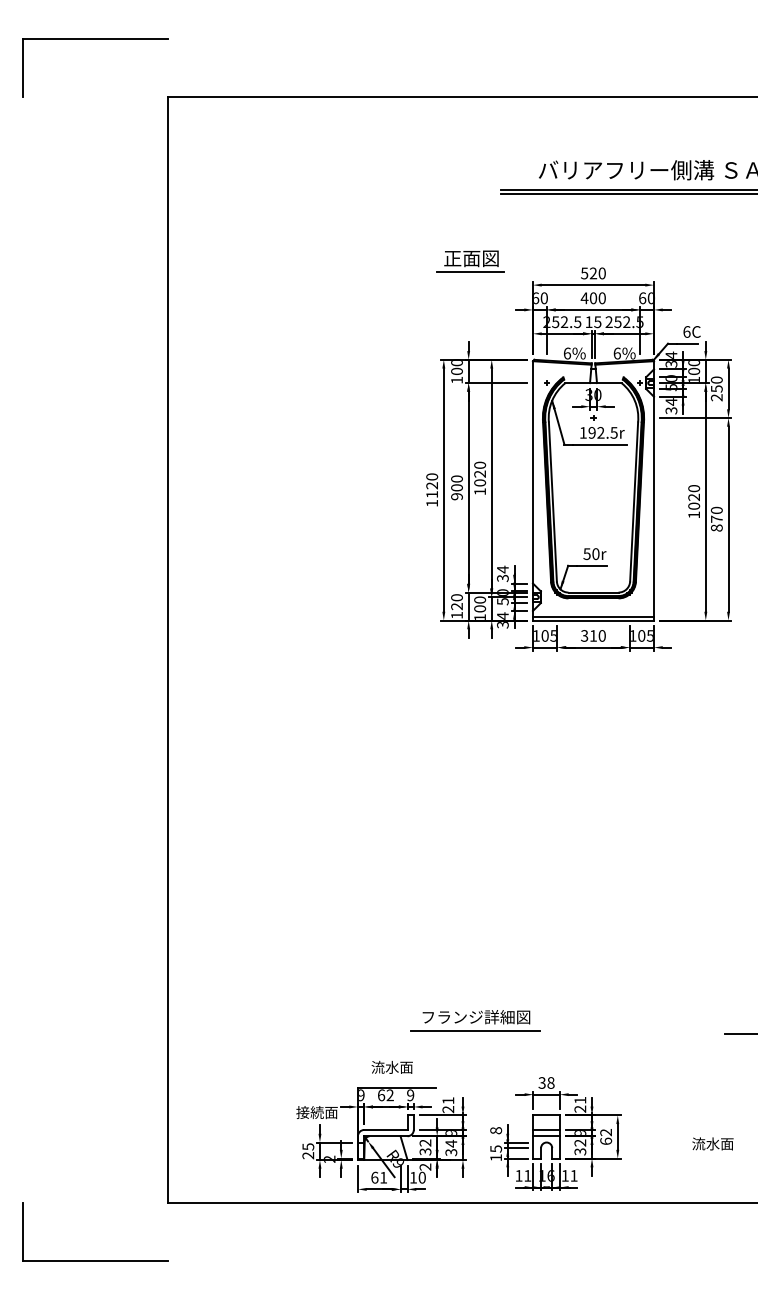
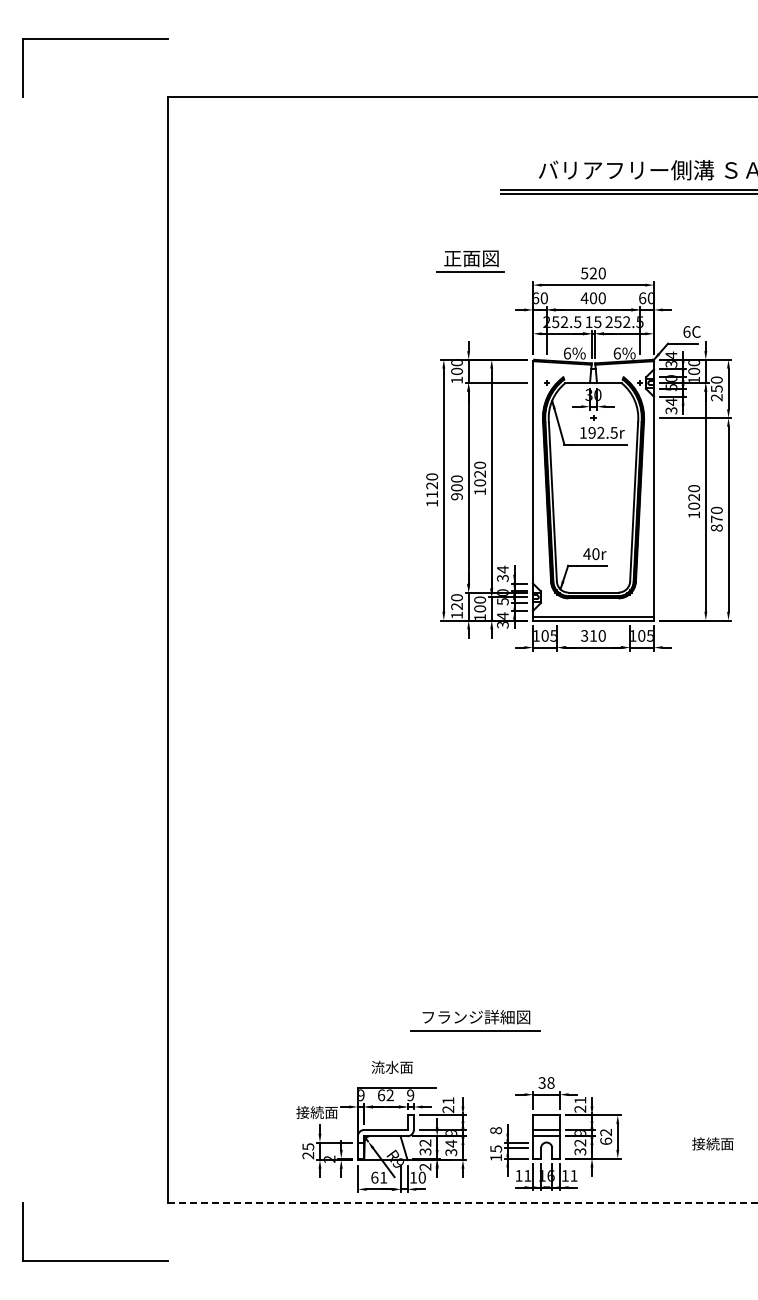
text: 50r -> 40r (586, 554)
line: present -> none (739, 1034)
text: 流水面 -> 接続面 (705, 1143)
line: solid -> dashed (463, 1202)
